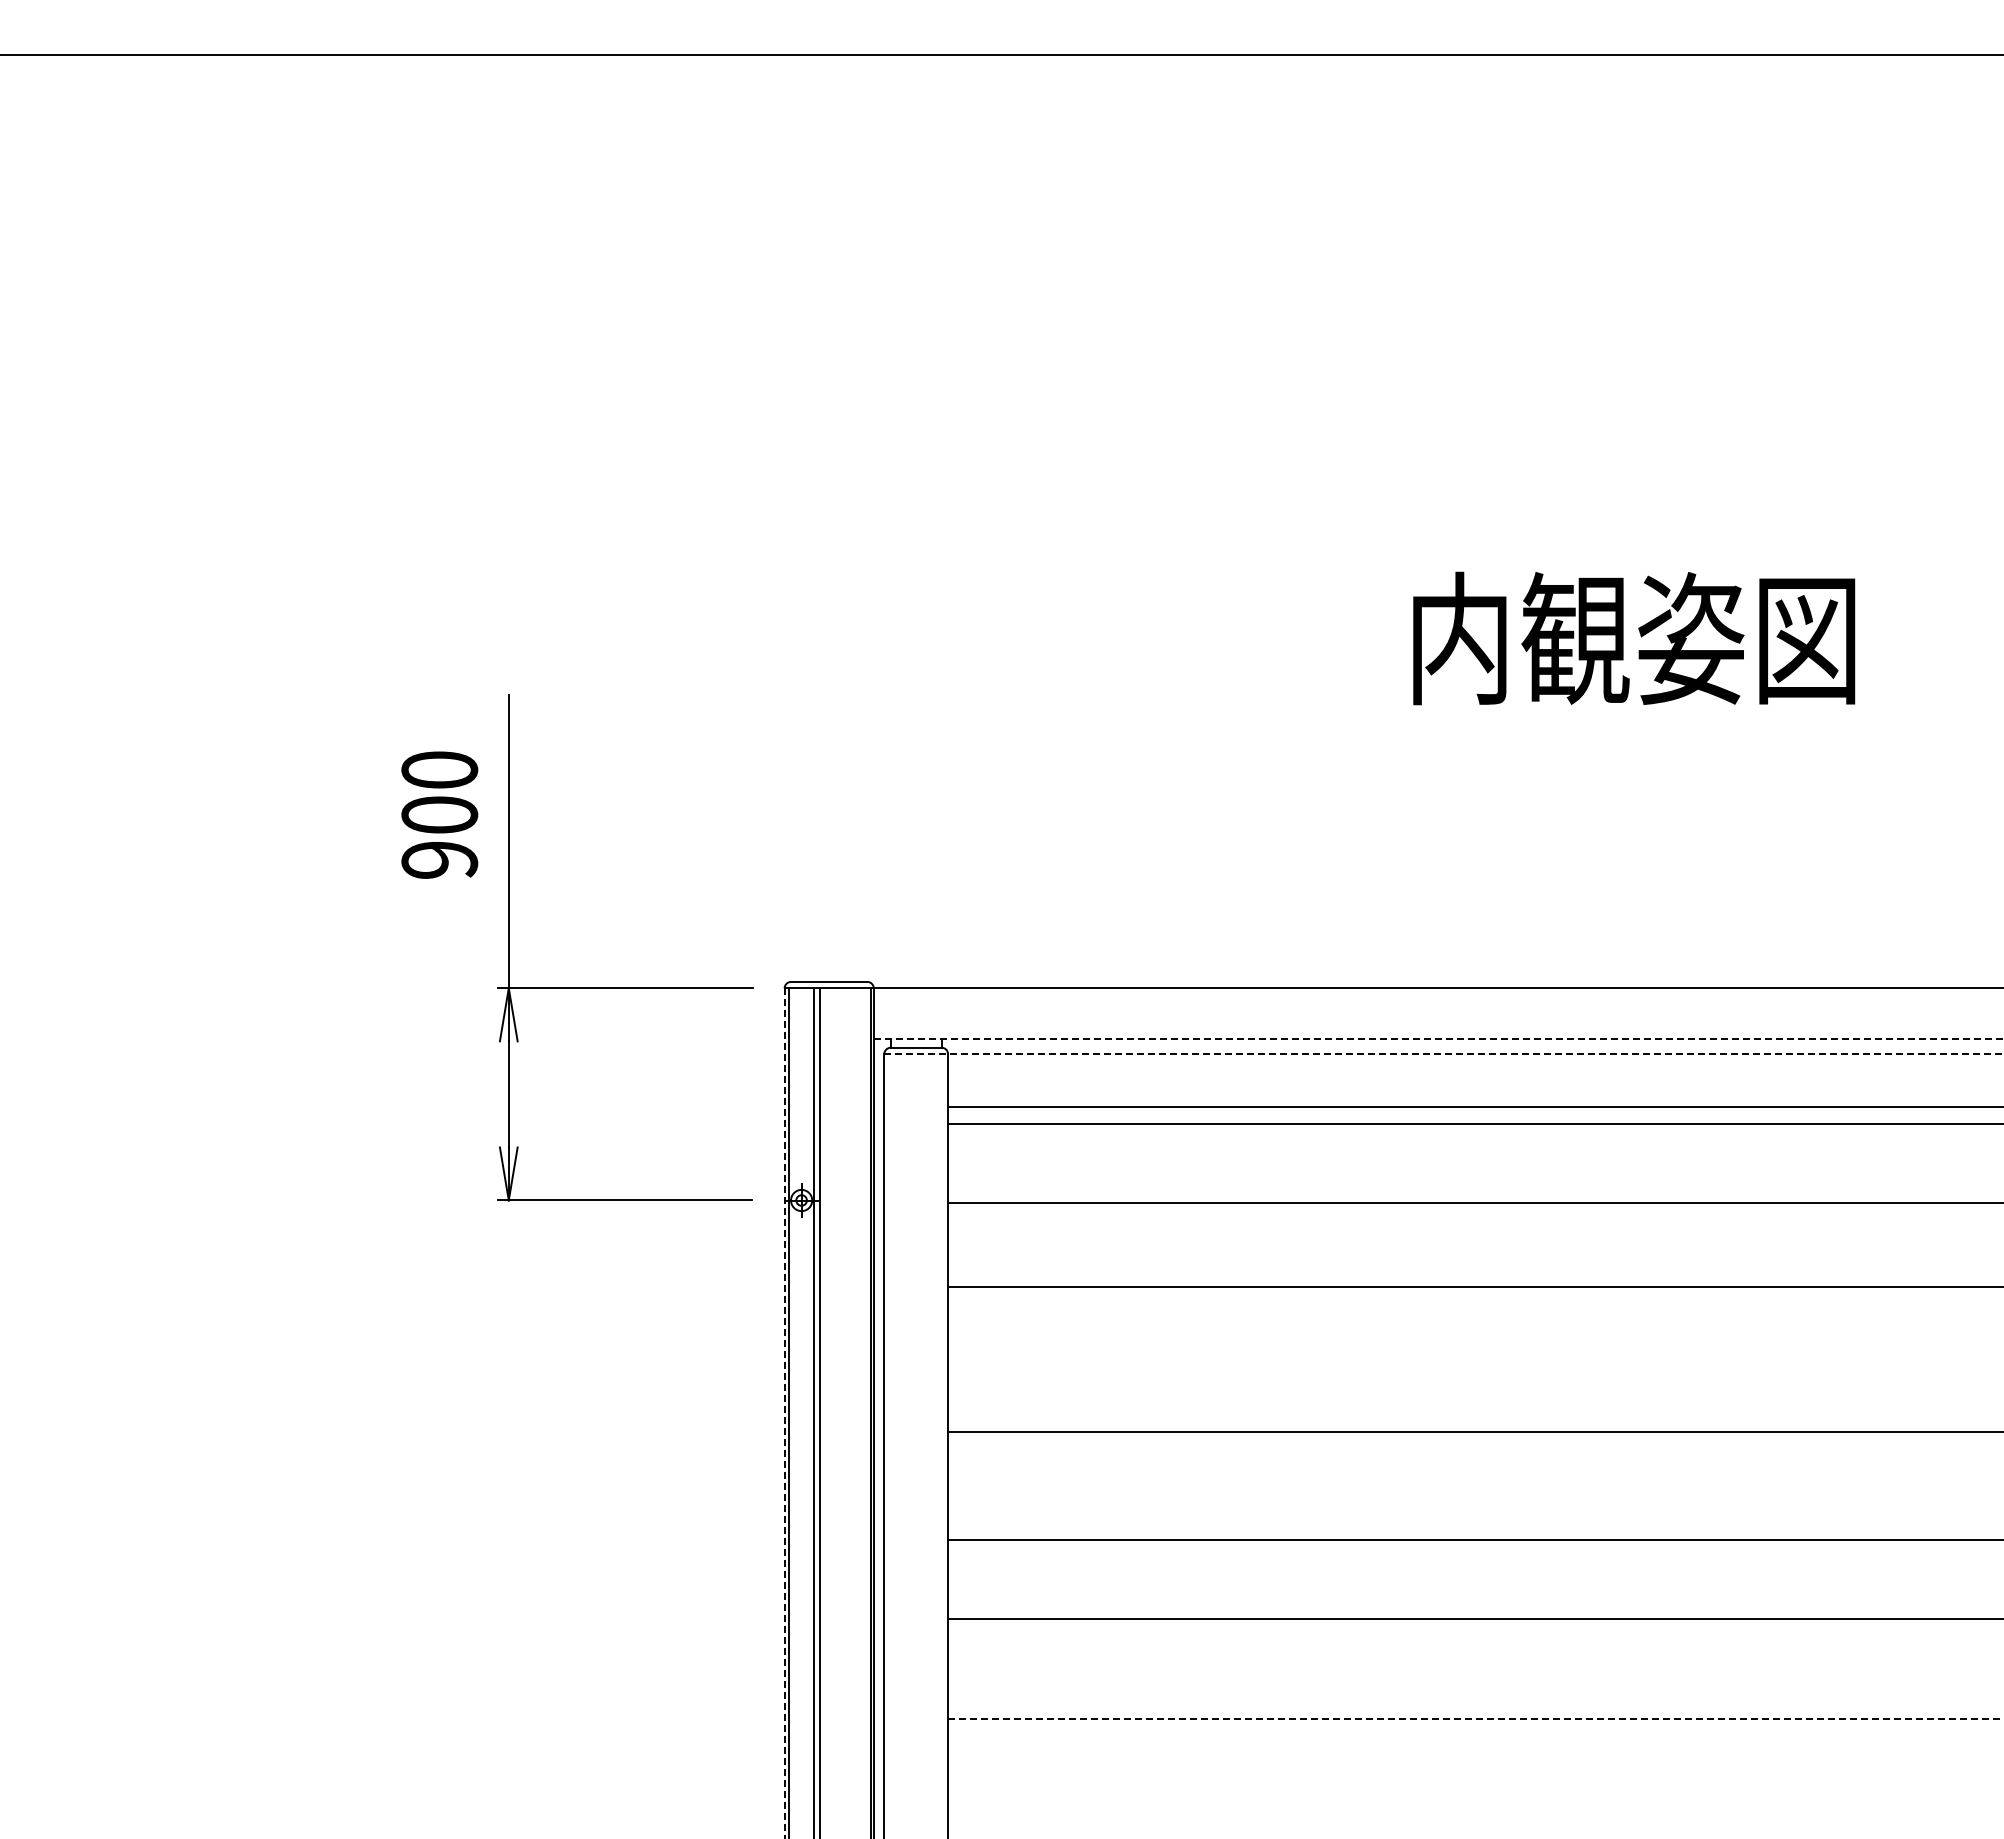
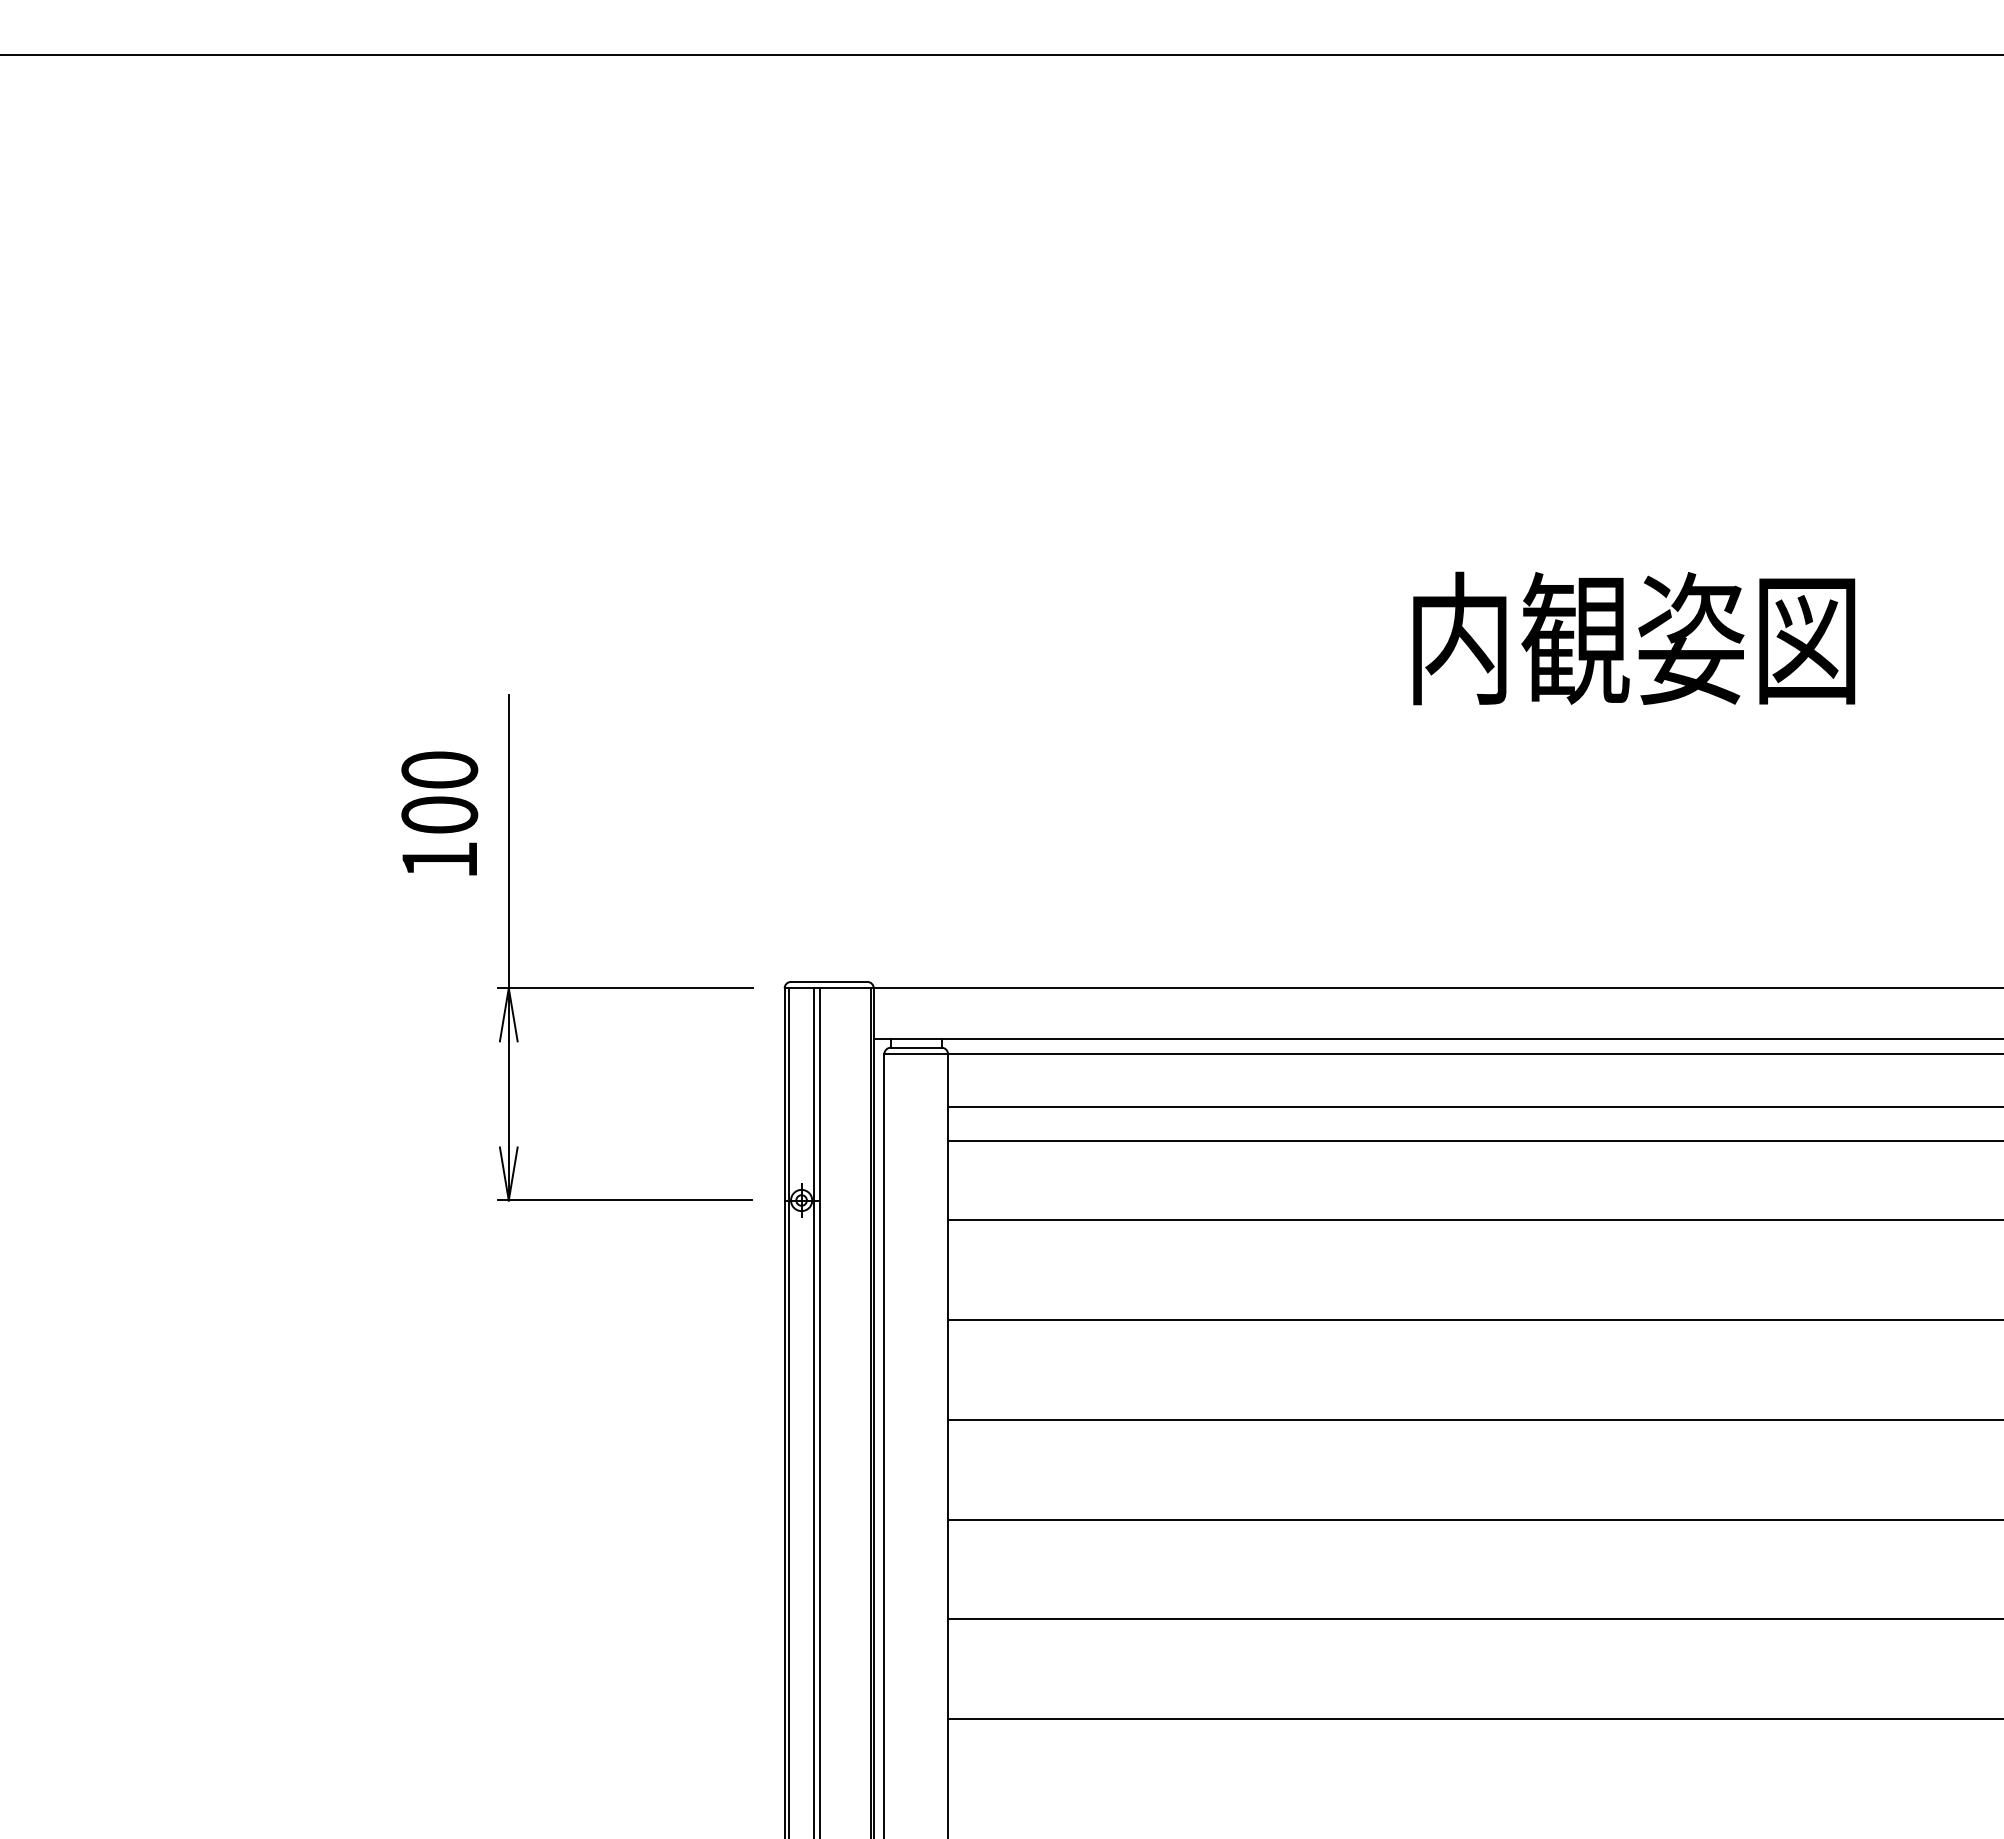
text: 900 -> 100 (439, 859)
line: dashed -> solid (1438, 1039)
line: dashed -> solid (1444, 1054)
line position: (1474, 1124) -> (1474, 1141) (1474, 1141)
line position: (1474, 1203) -> (1474, 1220) (1474, 1220)
line position: (1474, 1287) -> (1474, 1320) (1474, 1320)
line: dashed -> solid (784, 1413)
line position: (1474, 1431) -> (1474, 1419) (1474, 1419)
line position: (1474, 1539) -> (1474, 1519) (1474, 1519)
line: dashed -> solid (1475, 1719)
